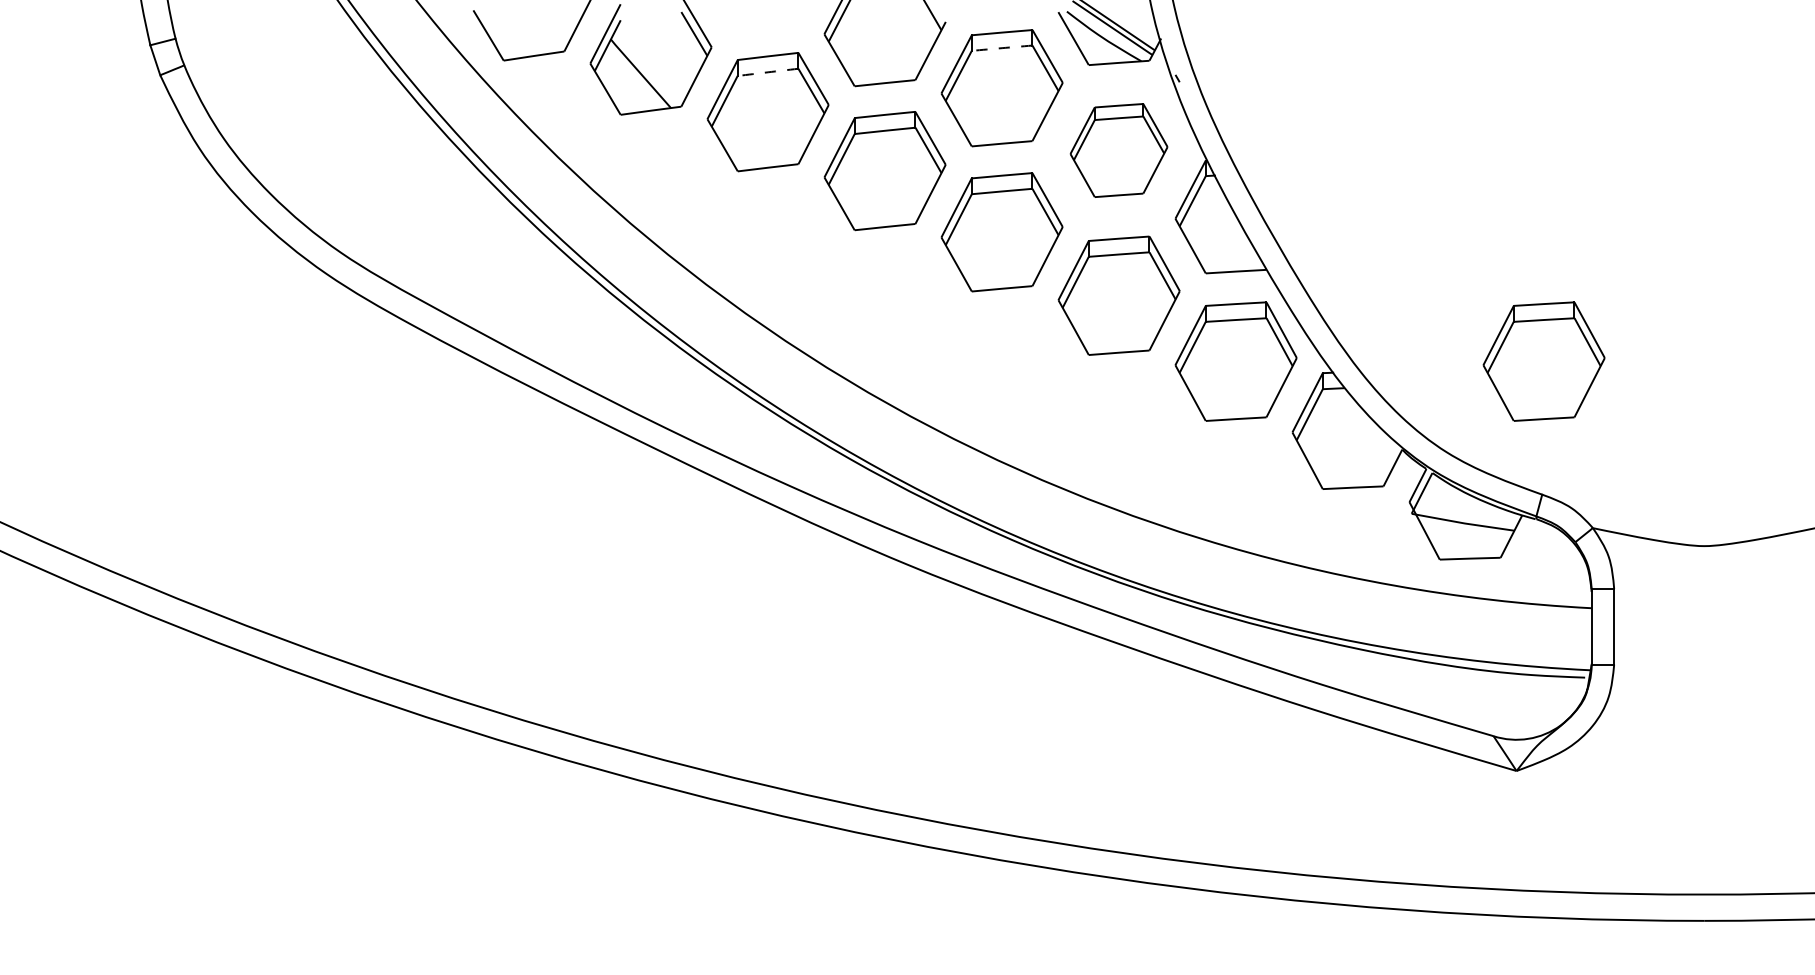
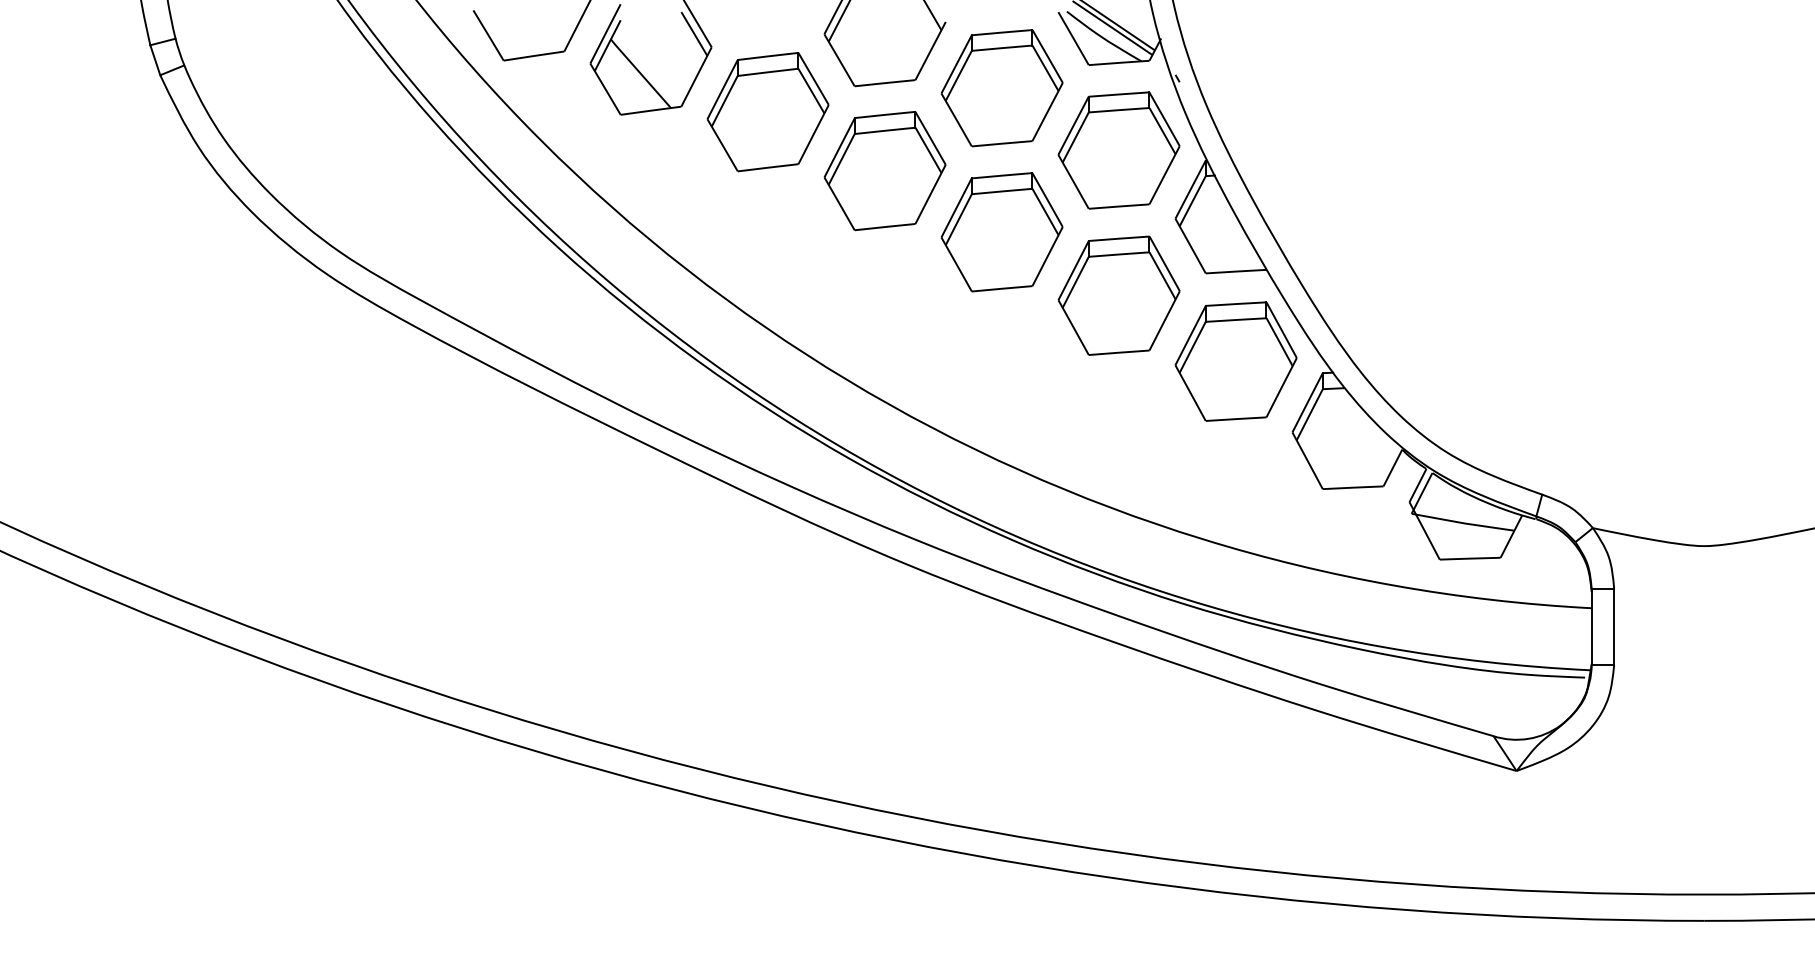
arc: dashed -> solid (1002, 48)
arc: dashed -> solid (768, 72)
part size: 100x95 px -> 124x119 px (1118, 150)
part: present -> none (1543, 361)
